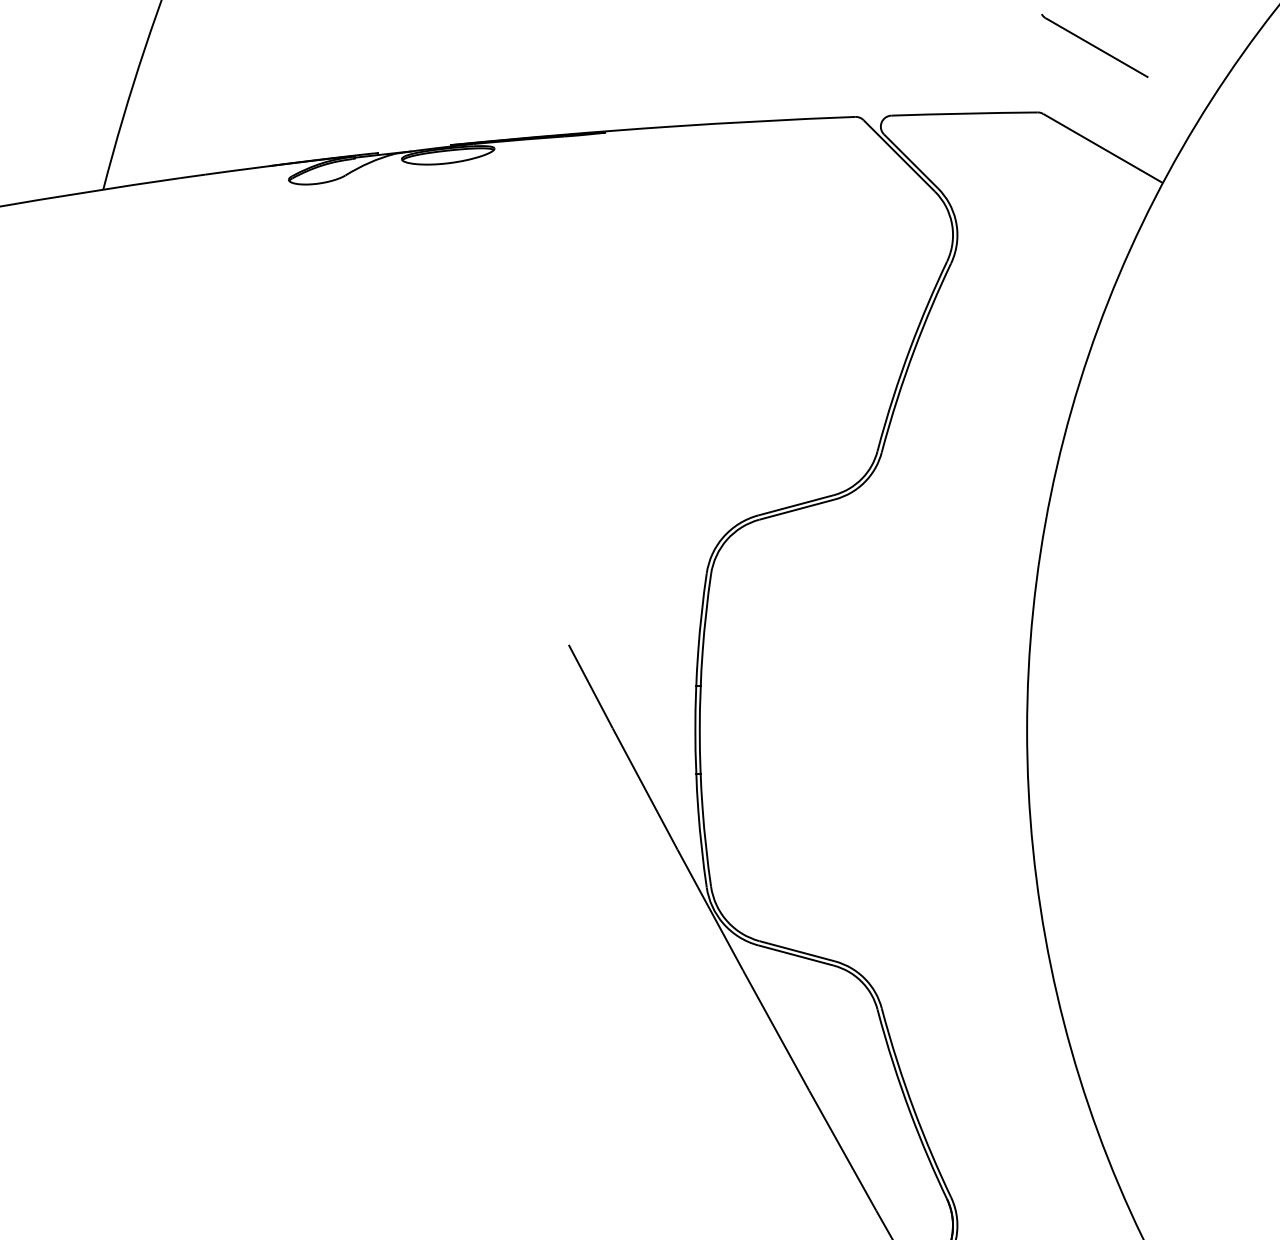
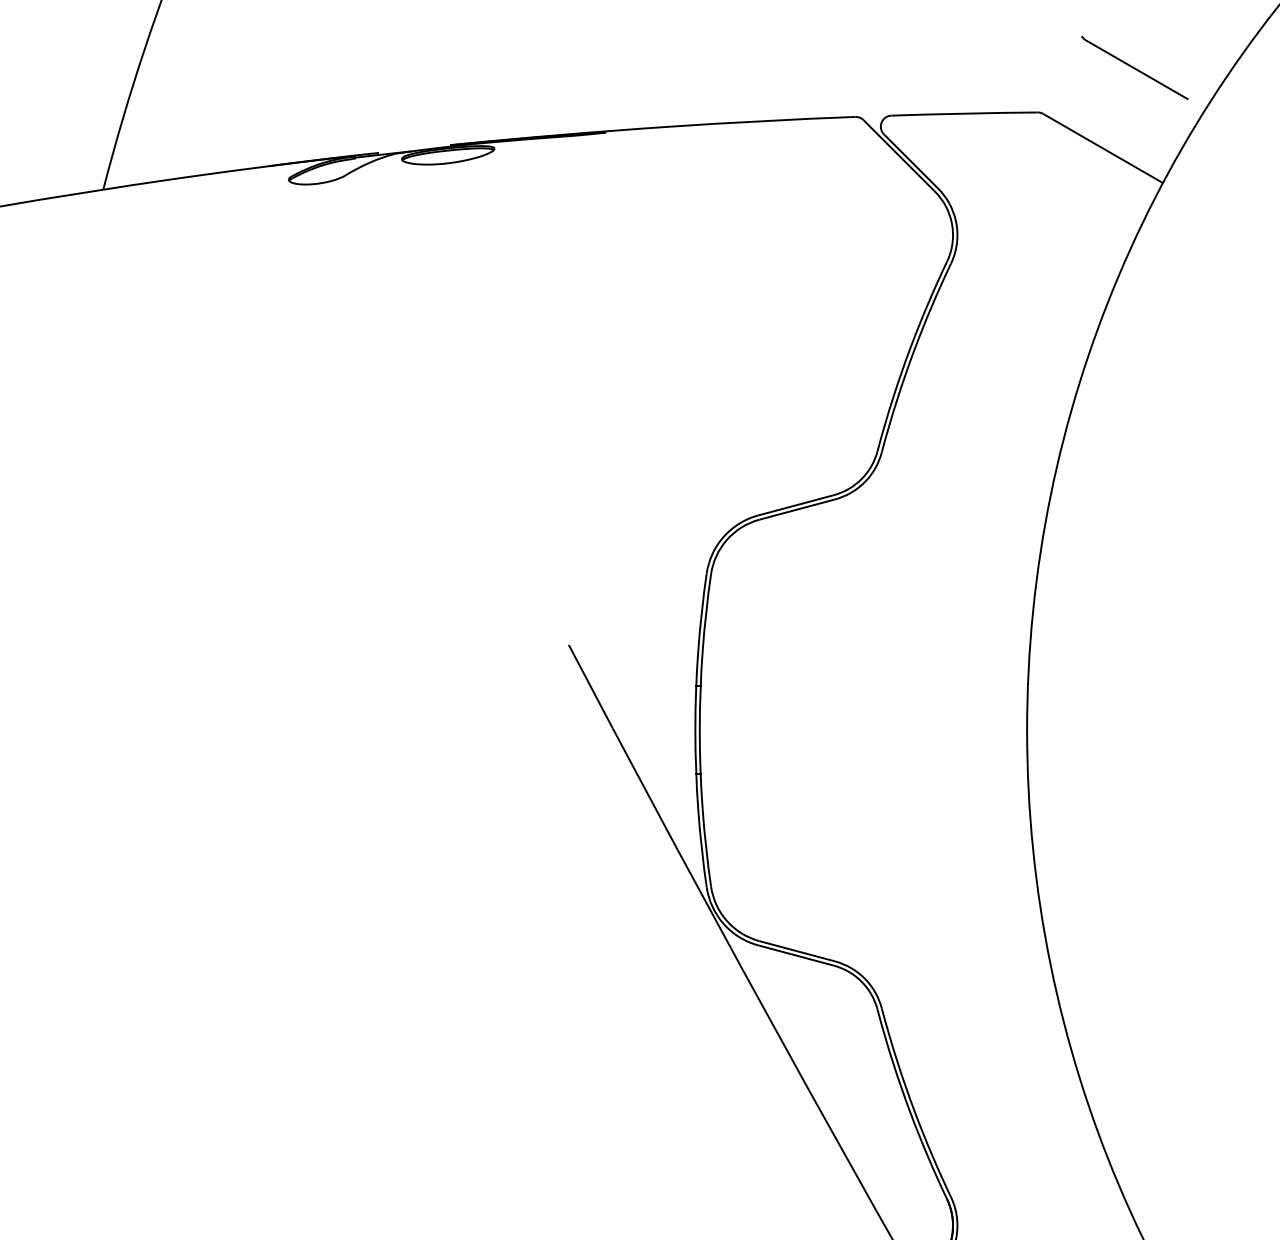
part position: (1094, 45) -> (1134, 67) (1134, 67)
